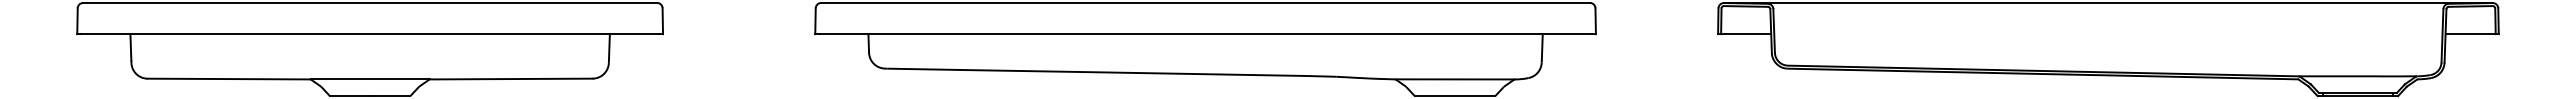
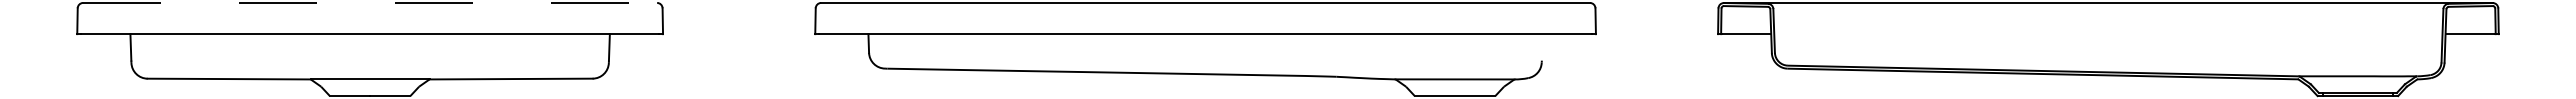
line: solid -> dashed (370, 2)
line: present -> none (1541, 47)
